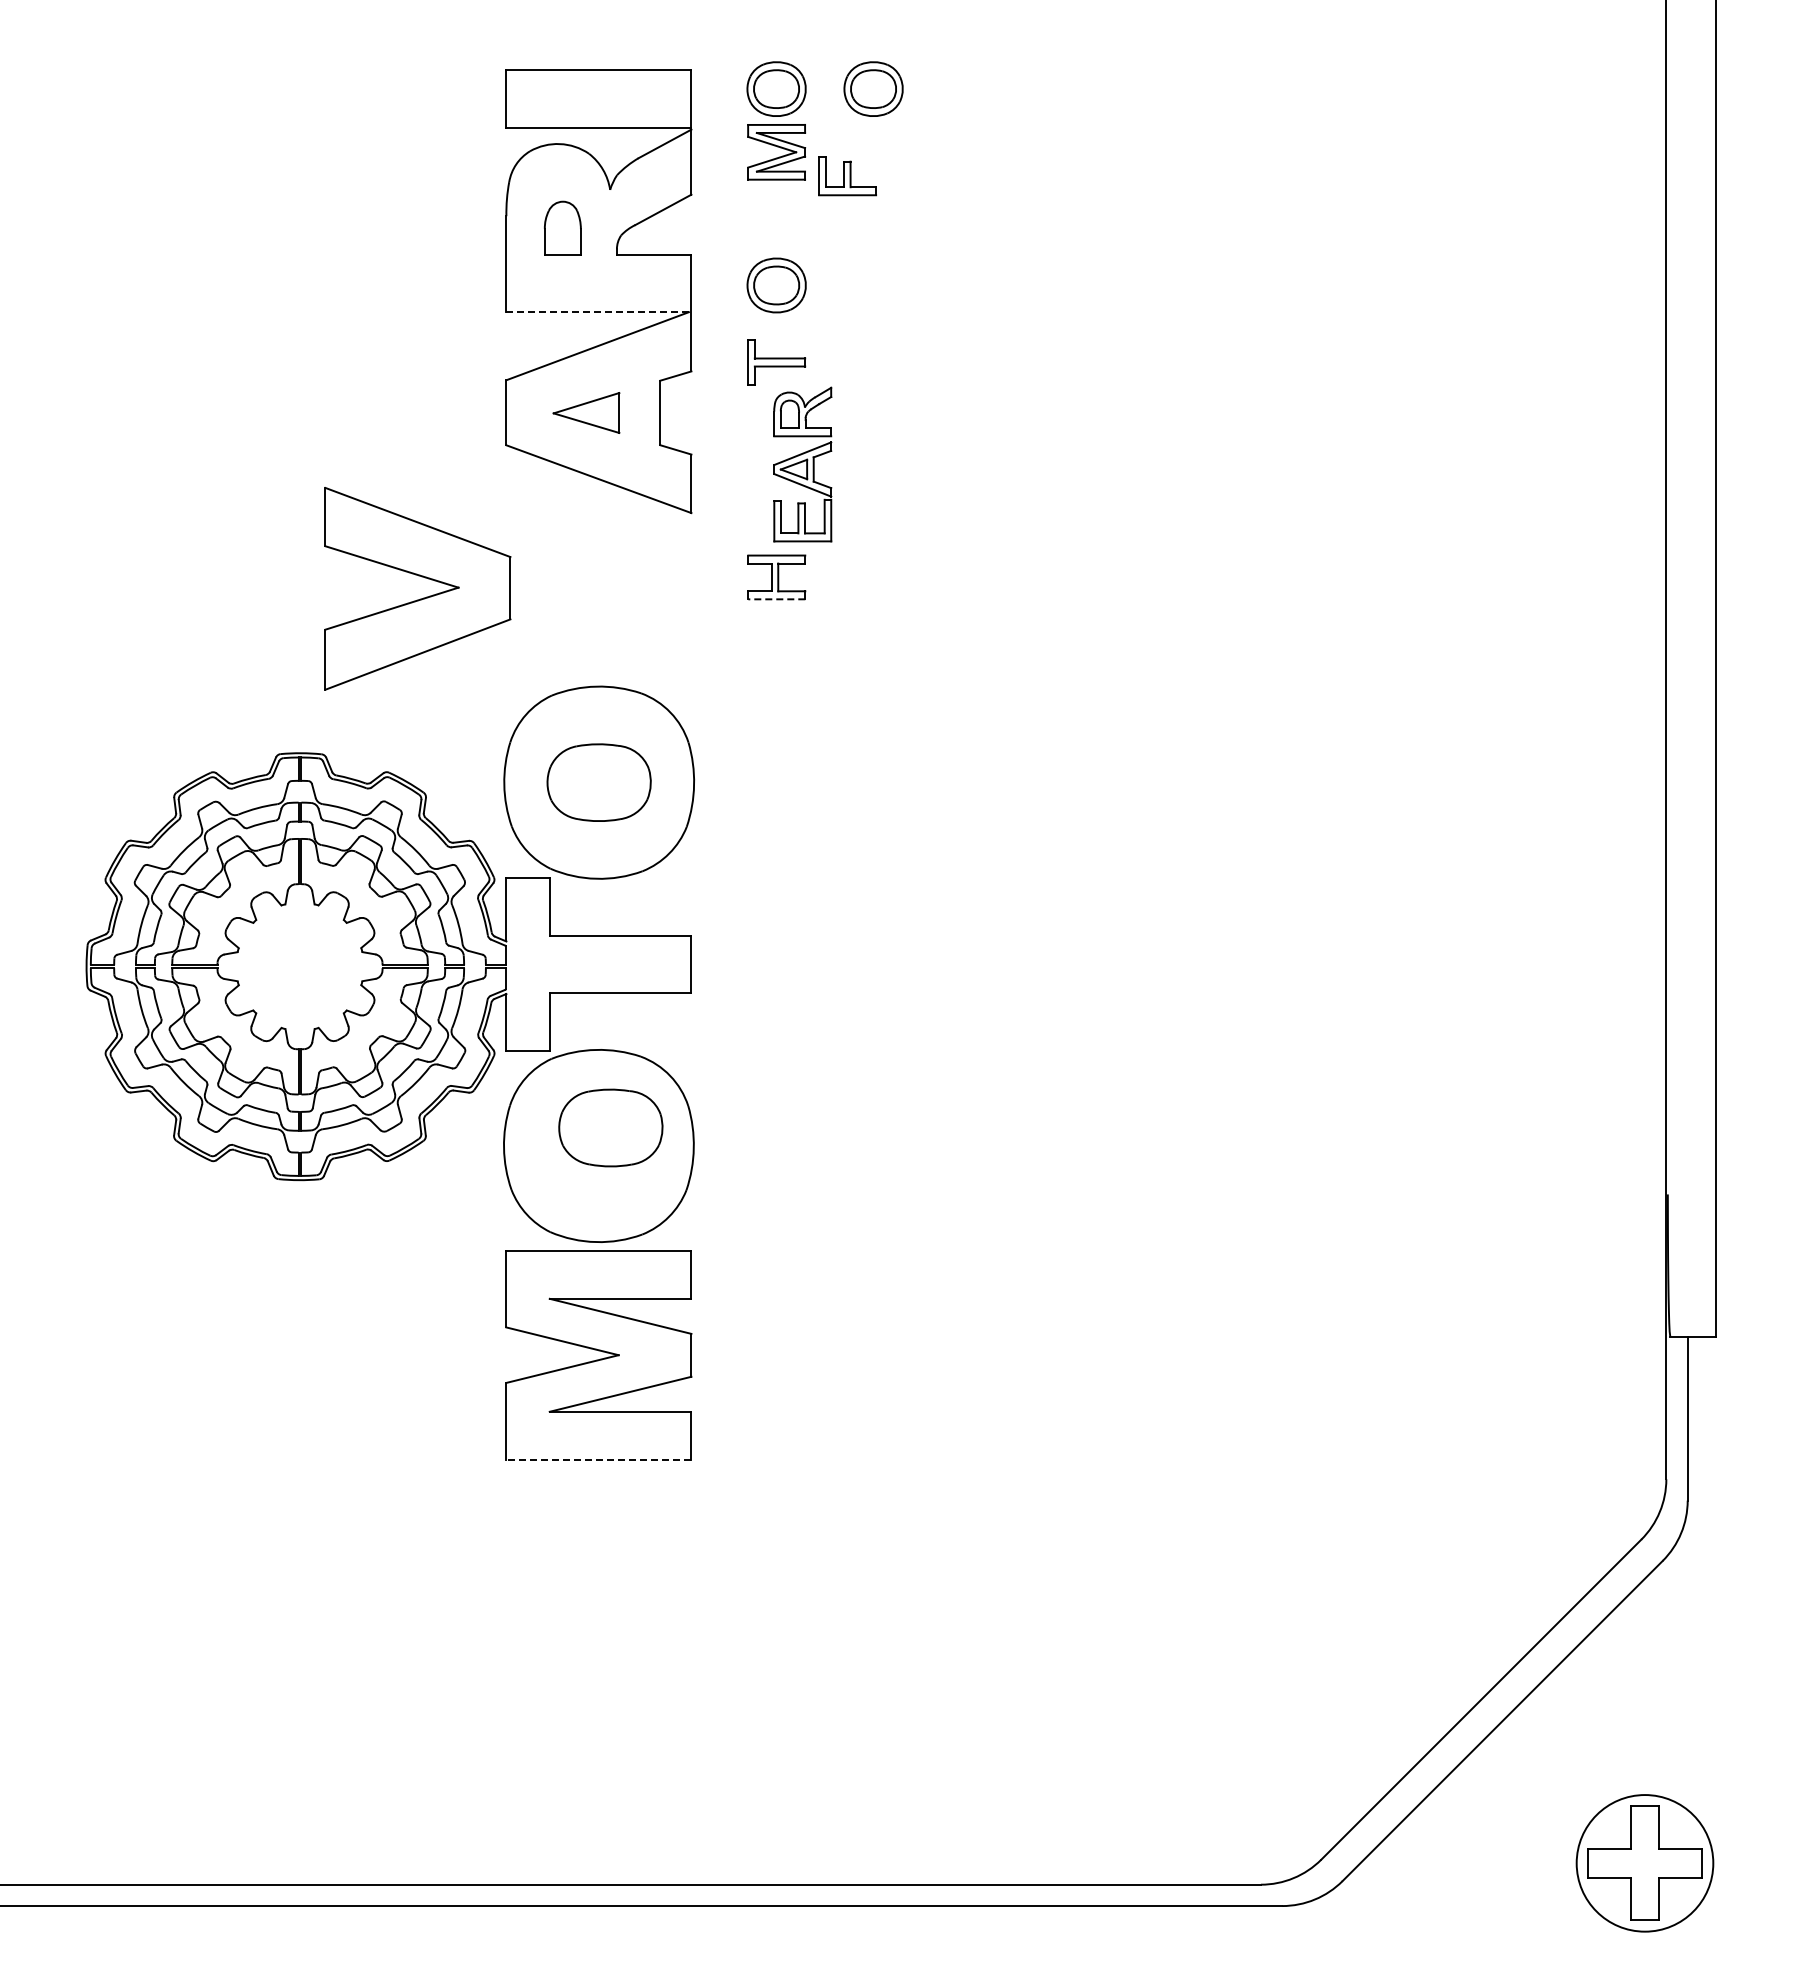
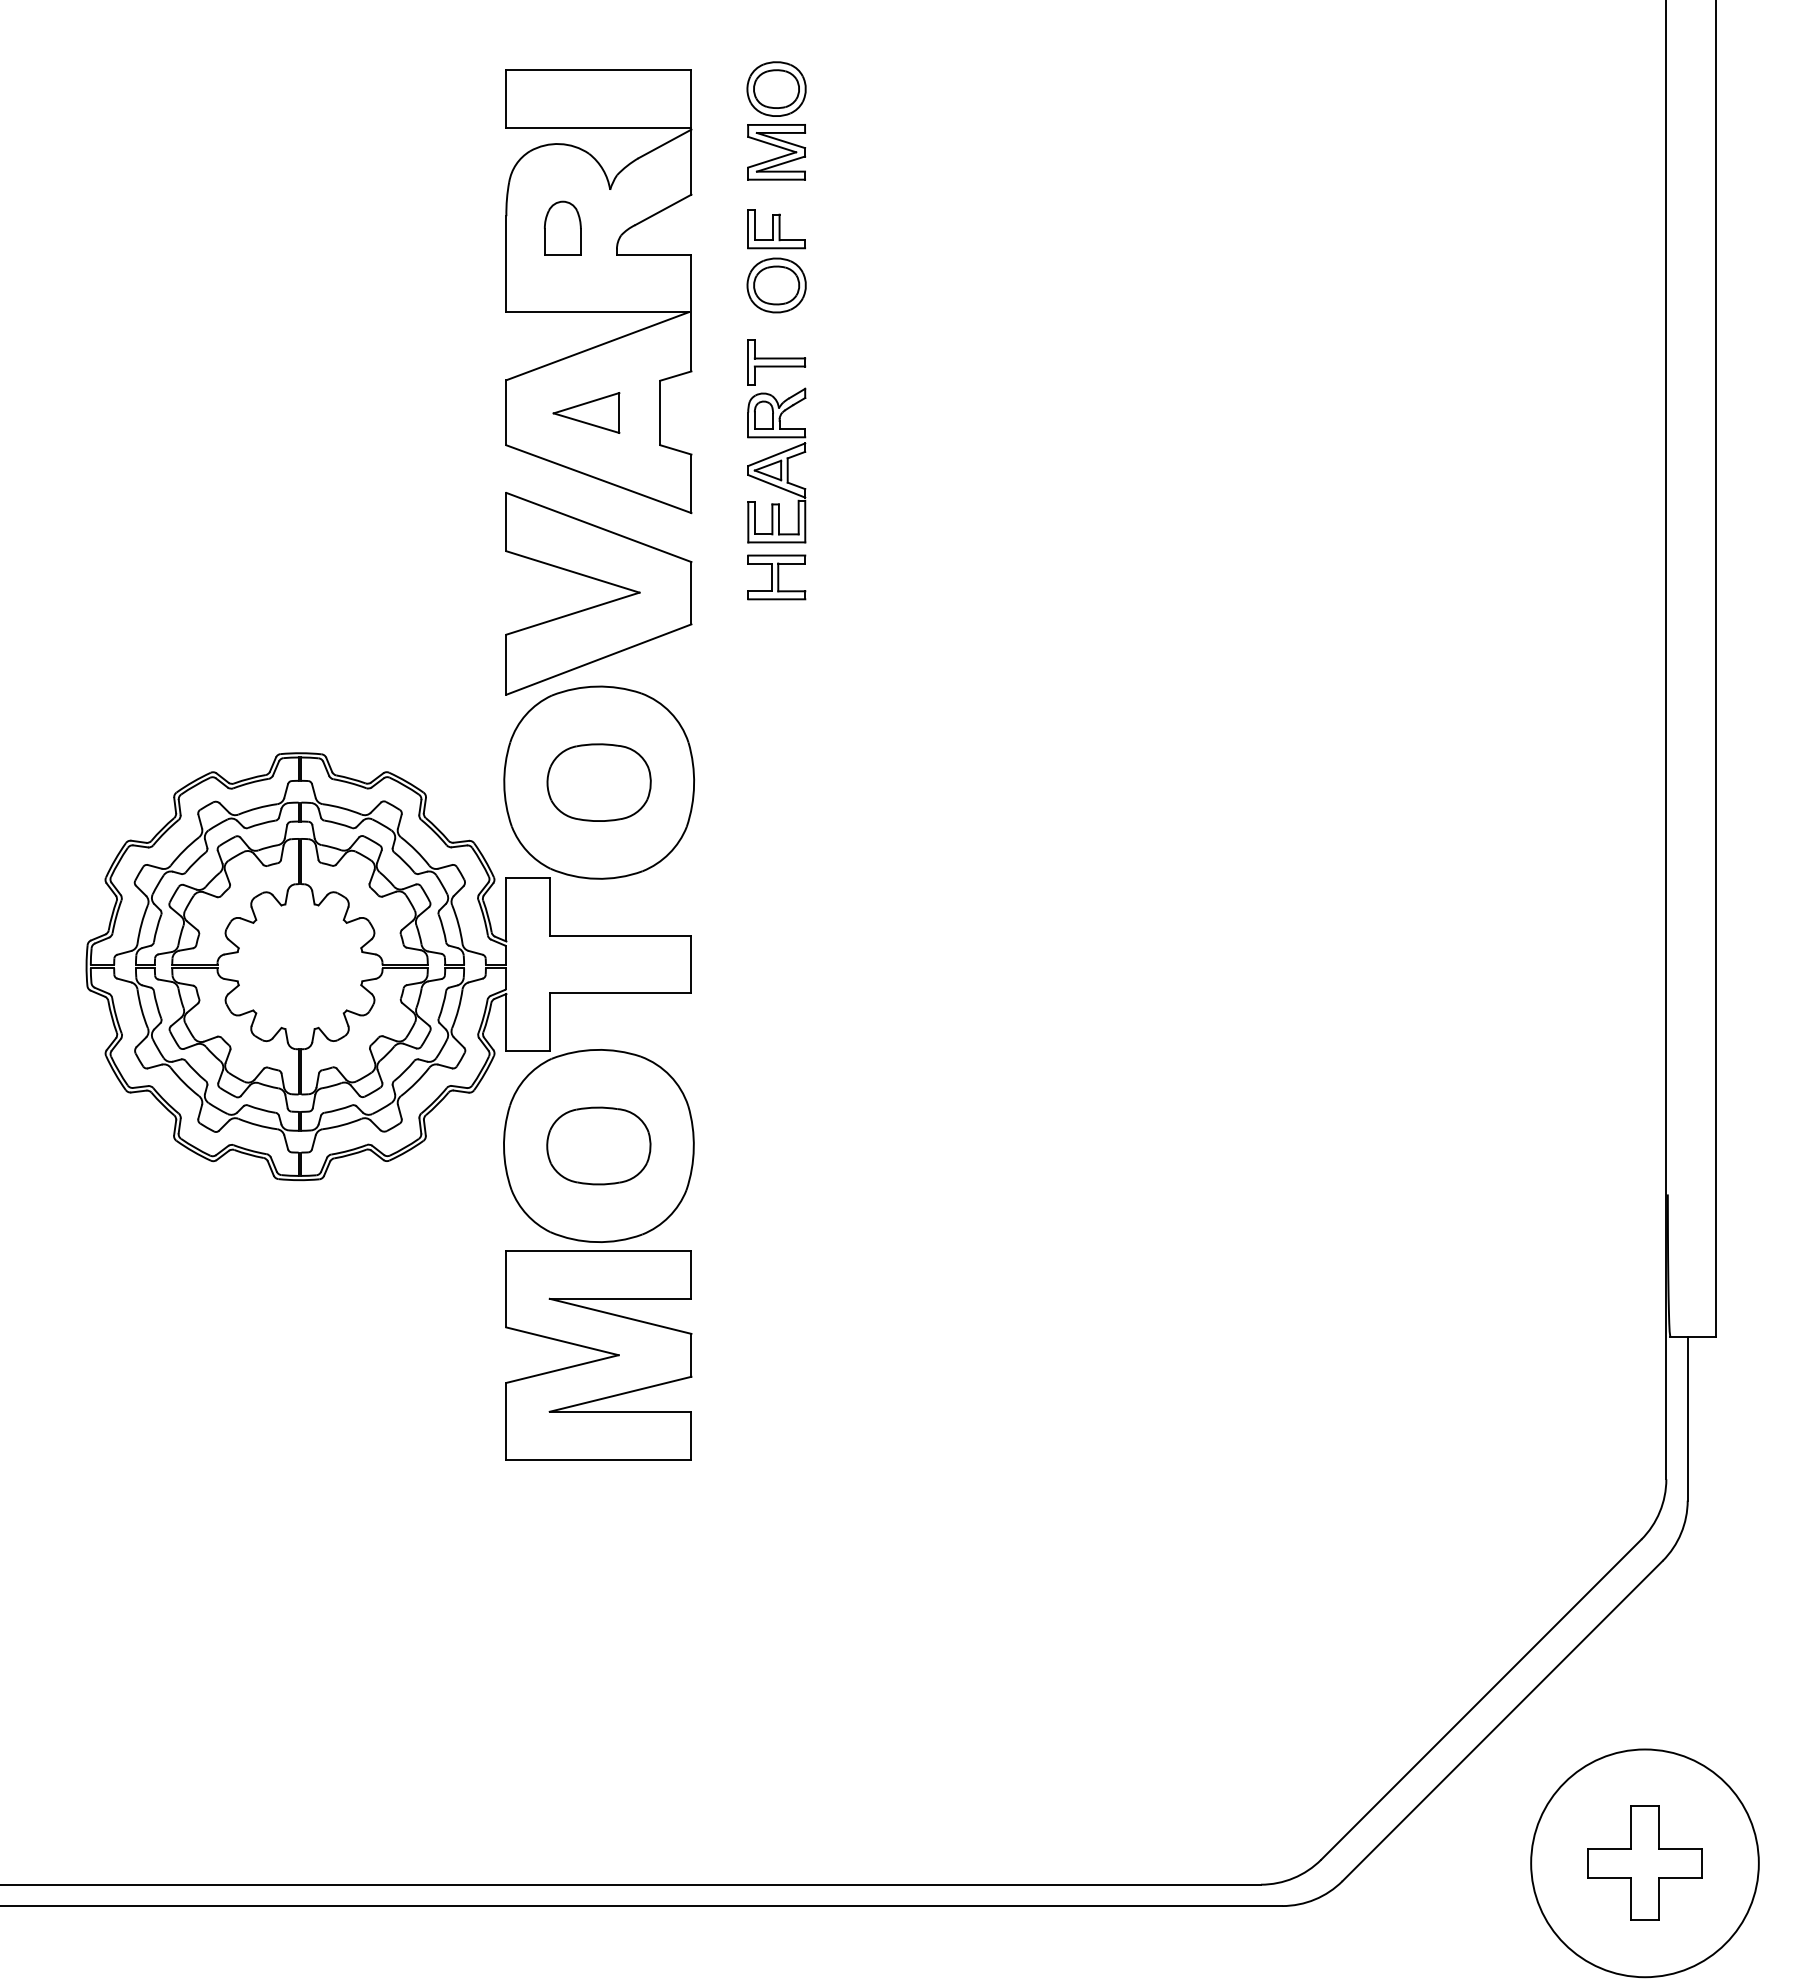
part: present -> none (873, 88)
part position: (847, 176) -> (776, 229) (776, 229)
line: dashed -> solid (597, 312)
part position: (802, 464) -> (776, 465) (776, 465)
part position: (420, 598) -> (601, 603) (601, 603)
line: dashed -> solid (776, 599)
part position: (610, 1127) -> (598, 1145) (598, 1145)
line: dashed -> solid (598, 1459)
circle diameter: 137 px -> 228 px (1644, 1863)
